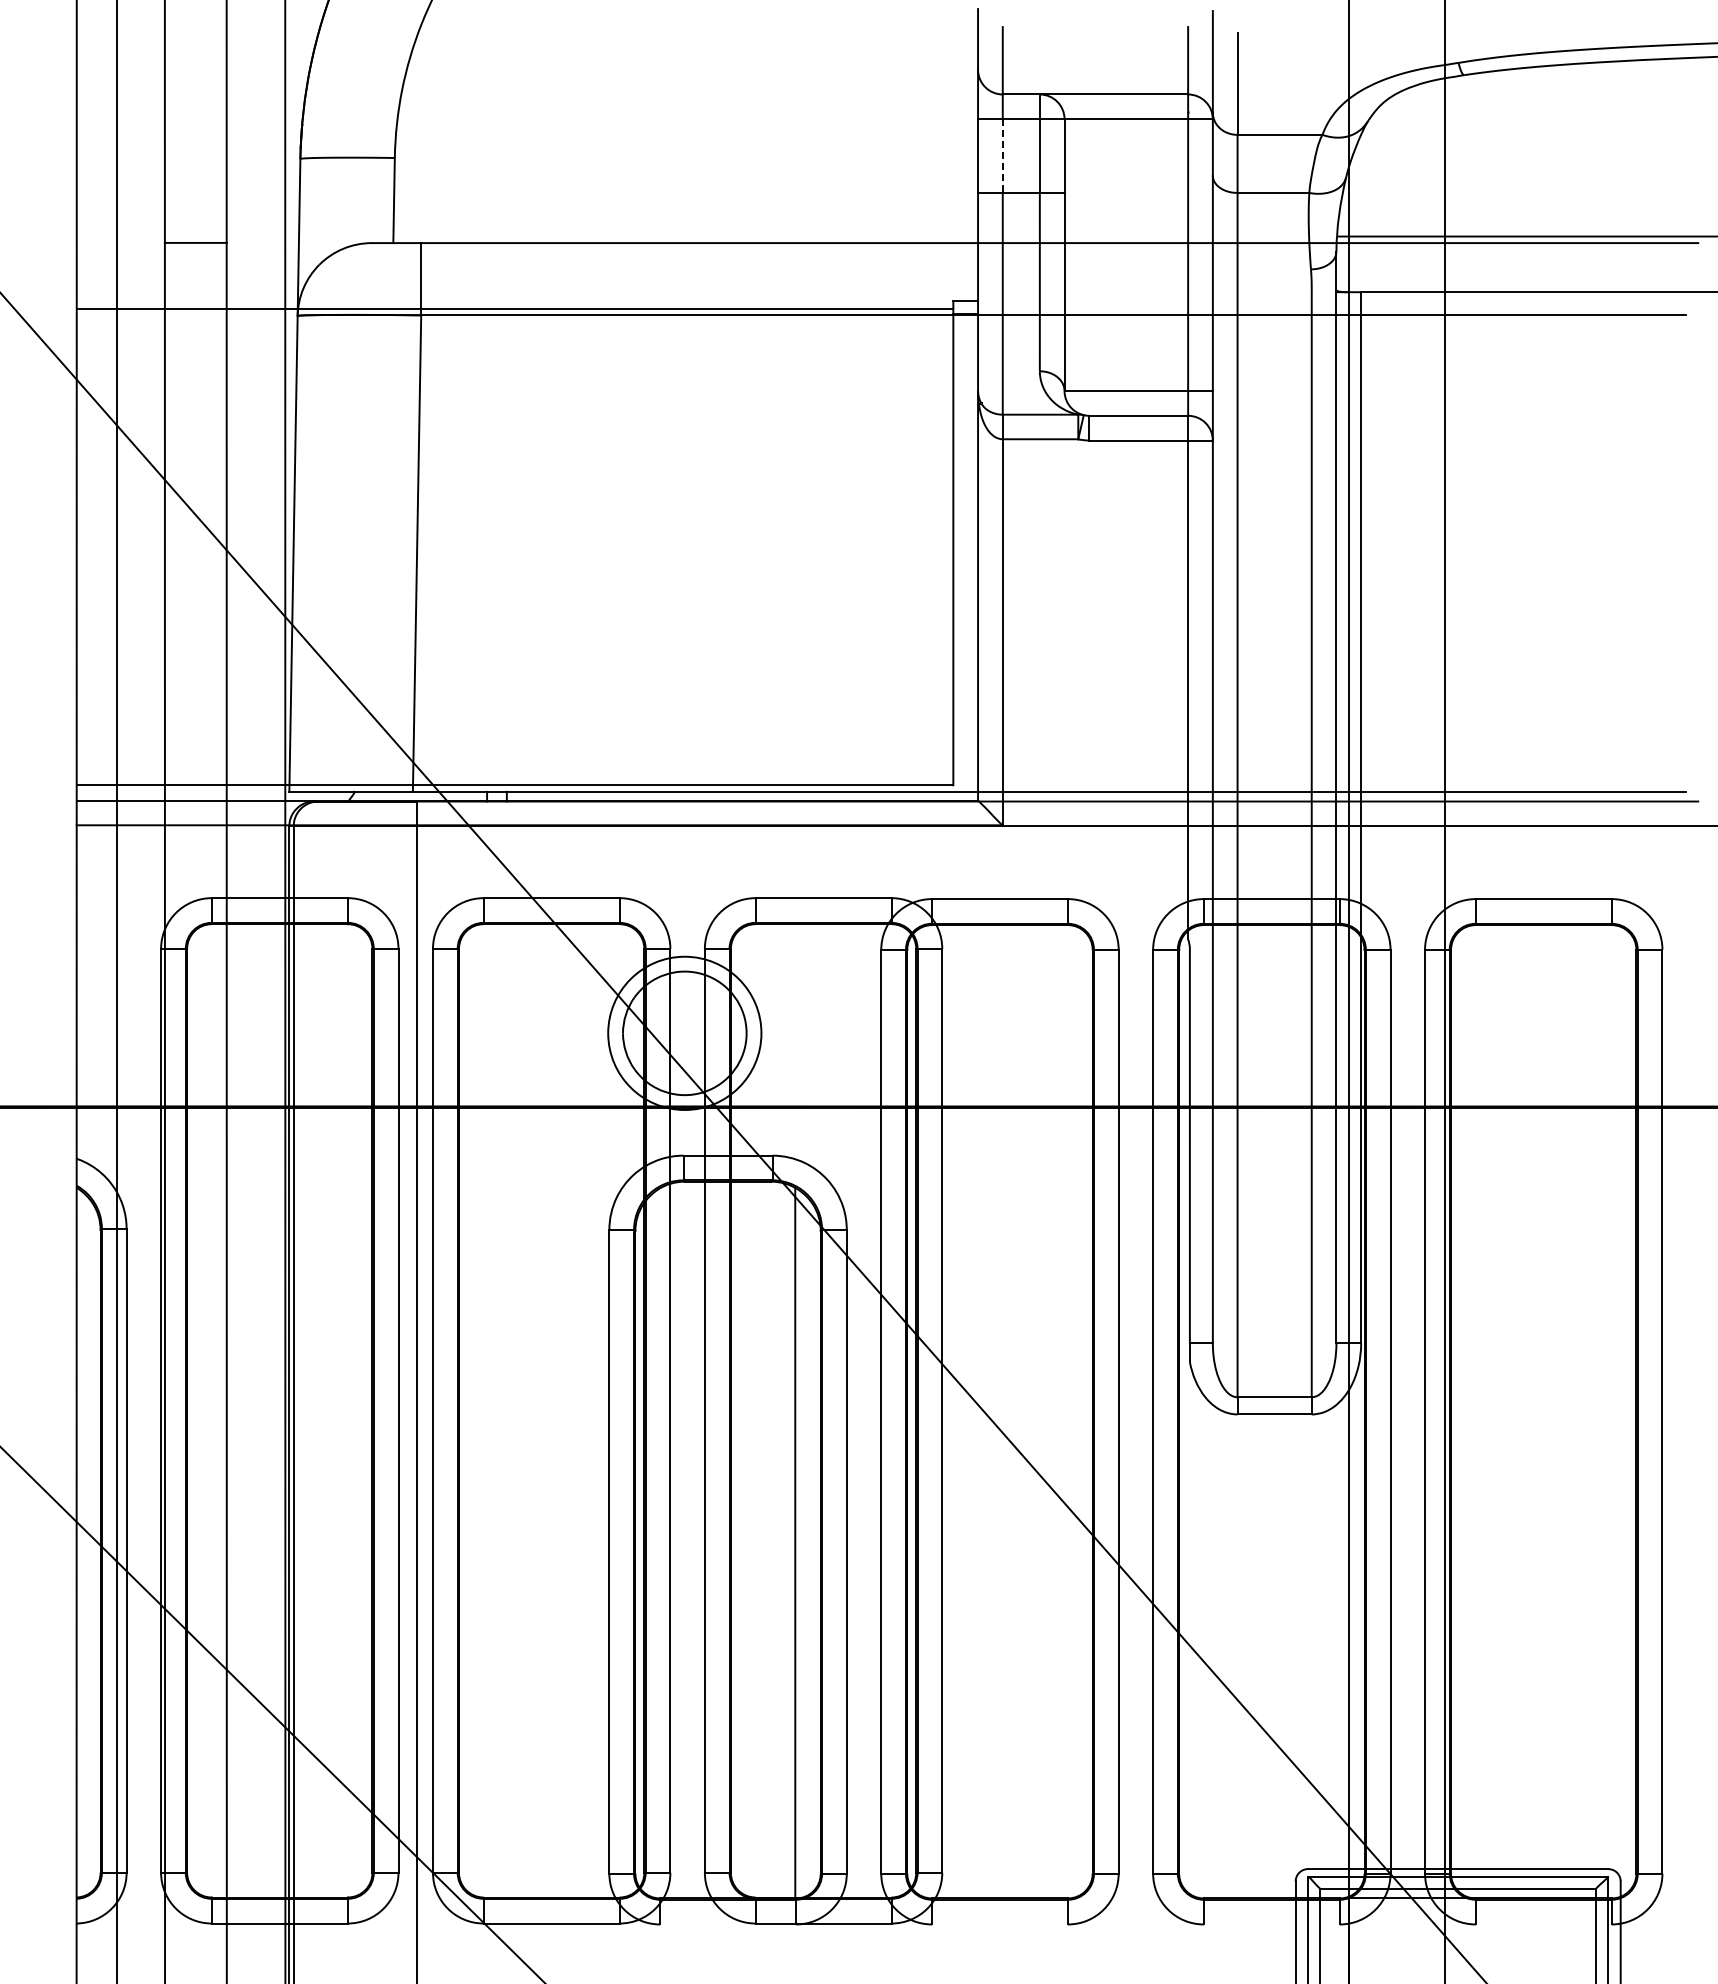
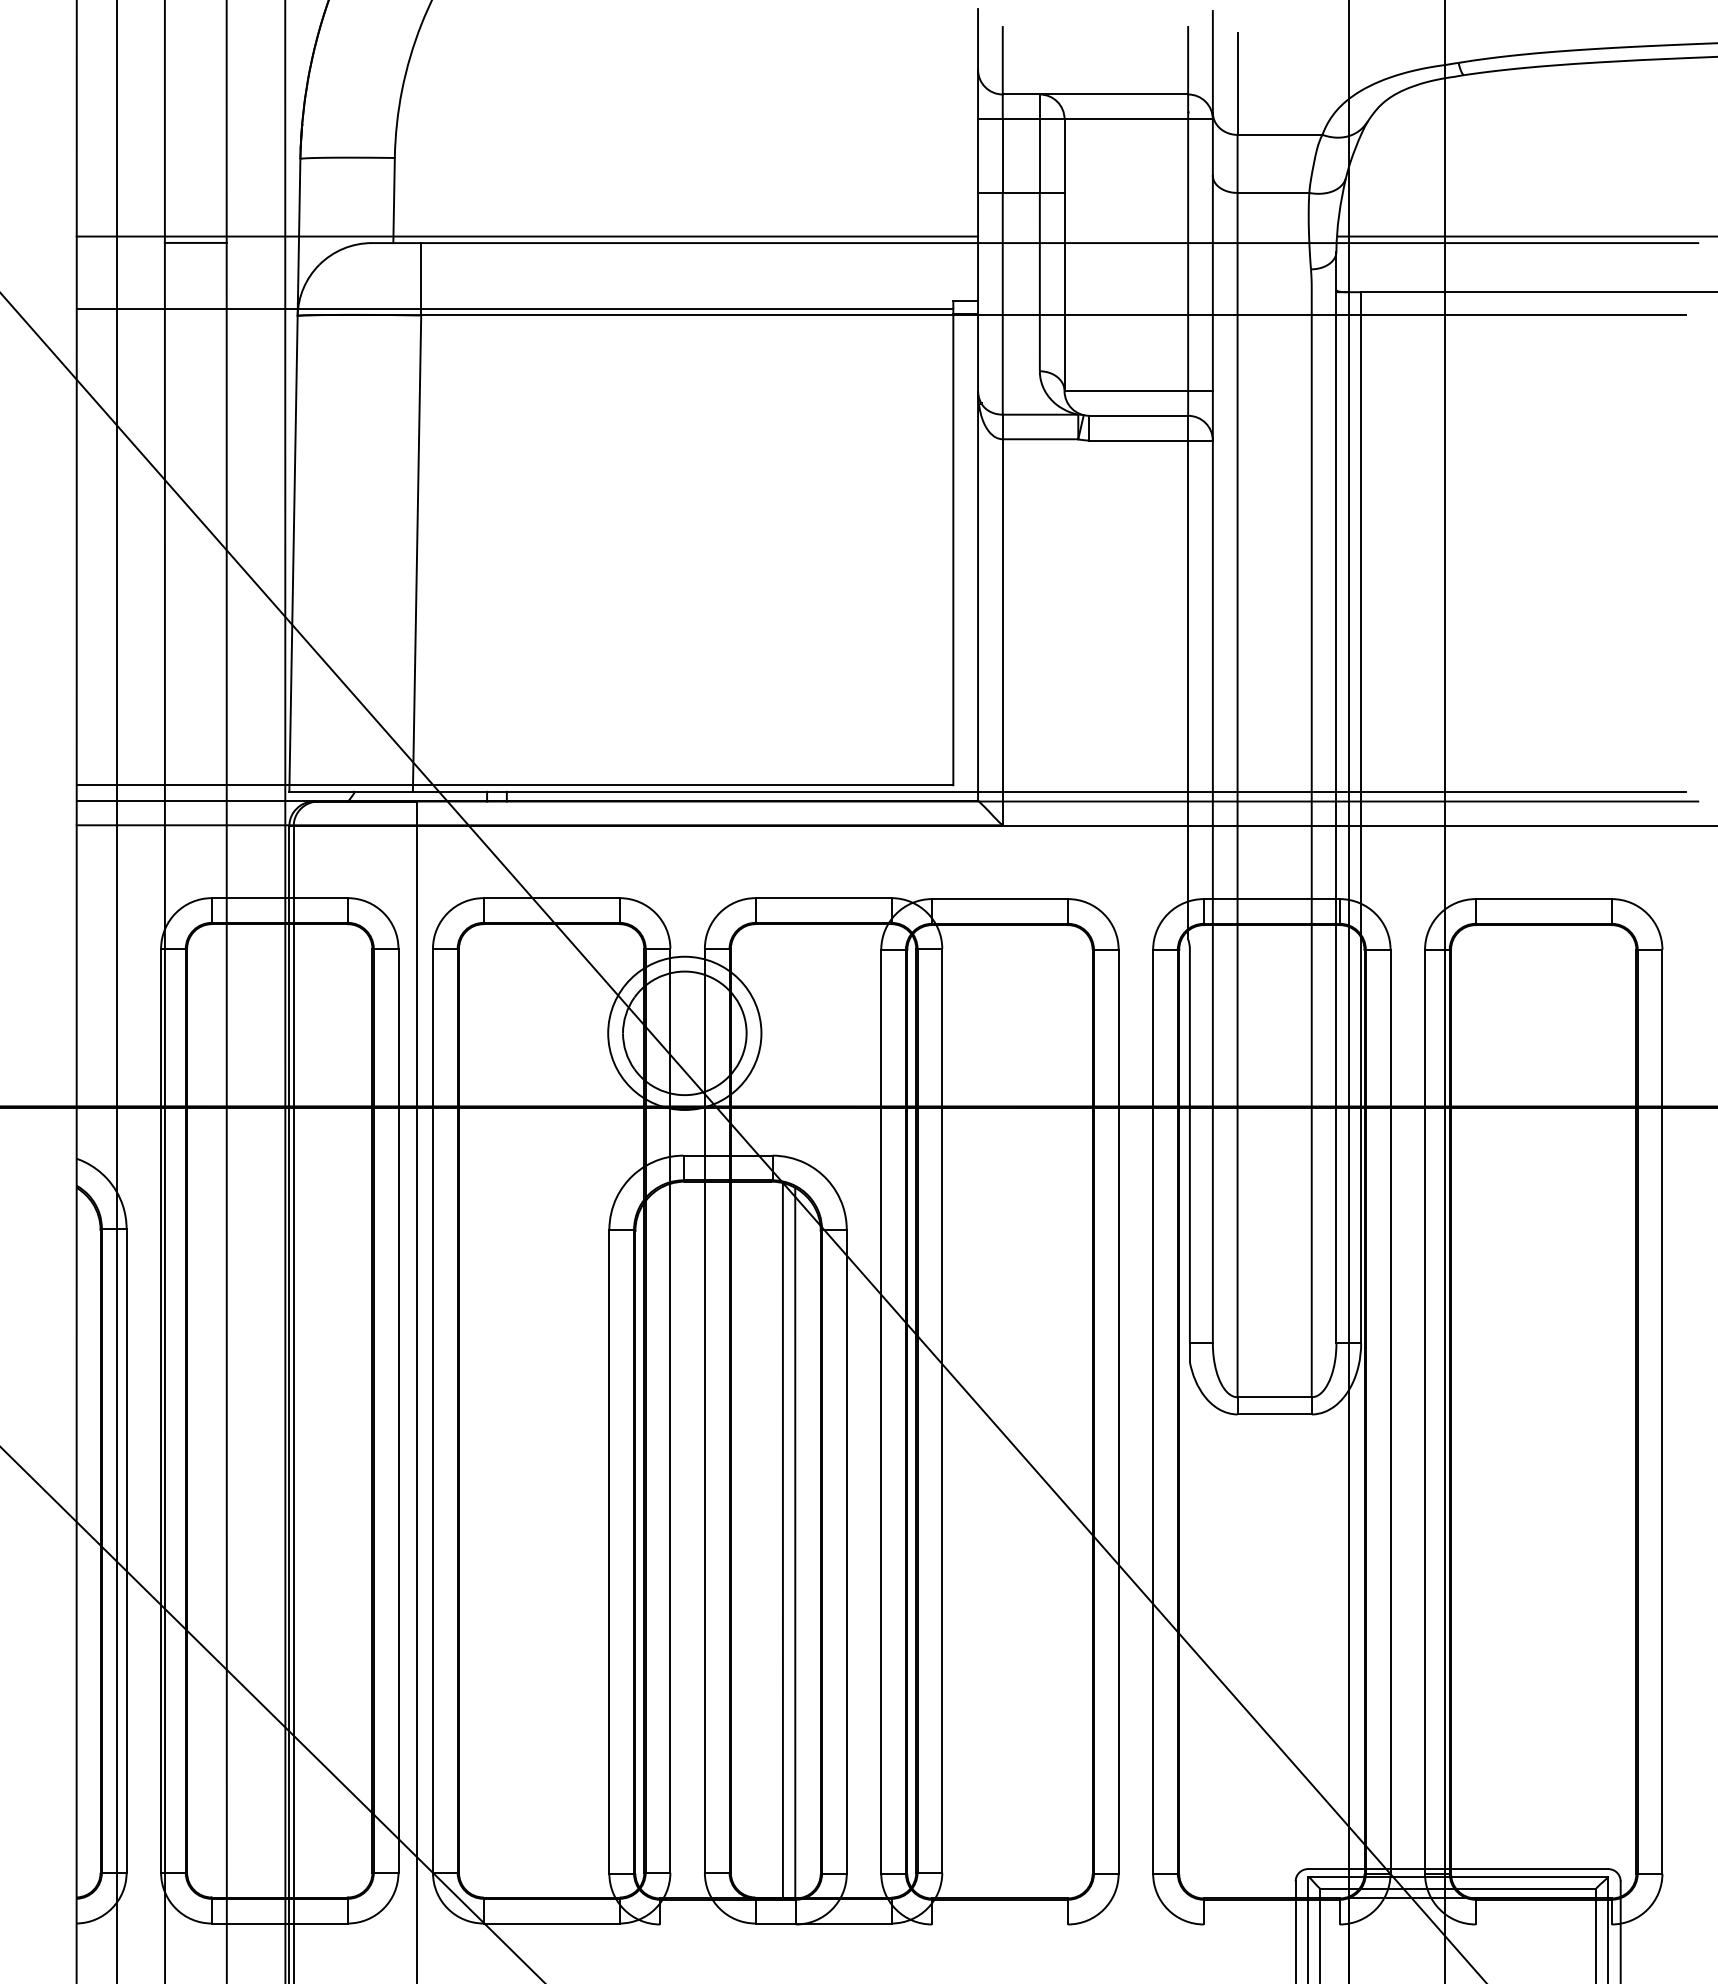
line: dashed -> solid (1002, 156)
line: none -> present (527, 236)
line: none -> present (782, 1540)
